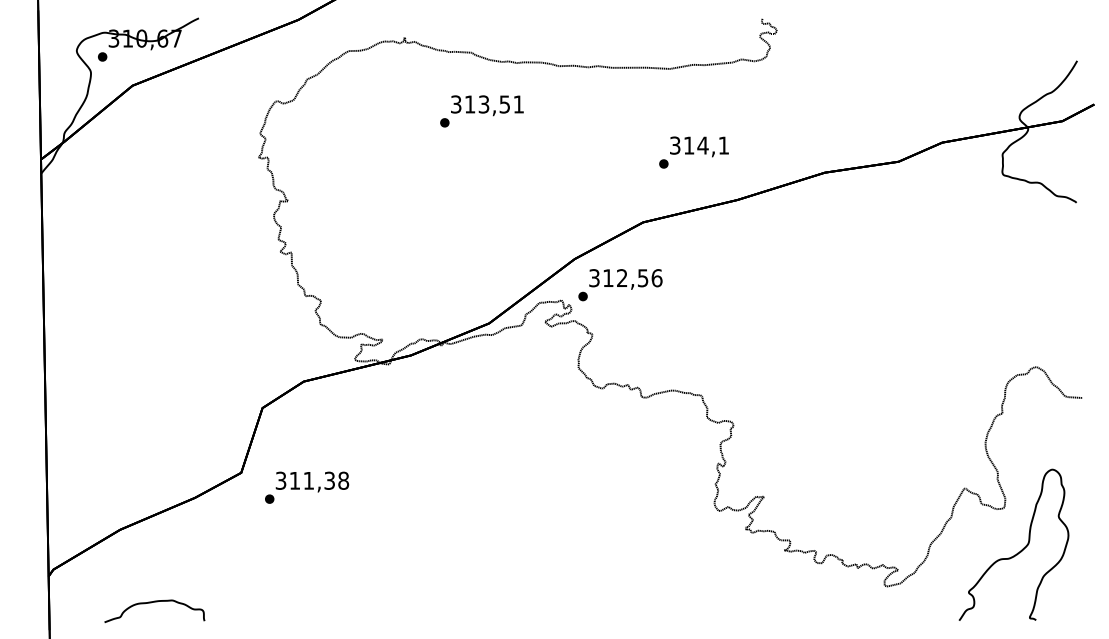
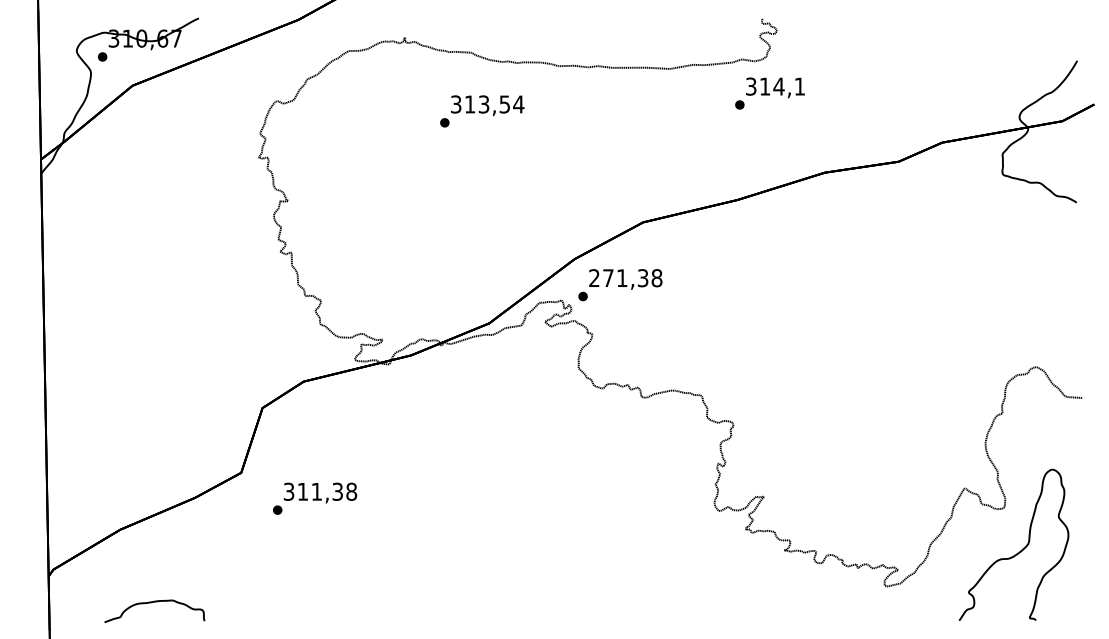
text: 313,51 -> 313,54 (518, 104)
text position: (693, 152) -> (769, 93) (769, 93)
text: 312,56 -> 271,38 (625, 278)
text position: (307, 487) -> (315, 498) (315, 498)
